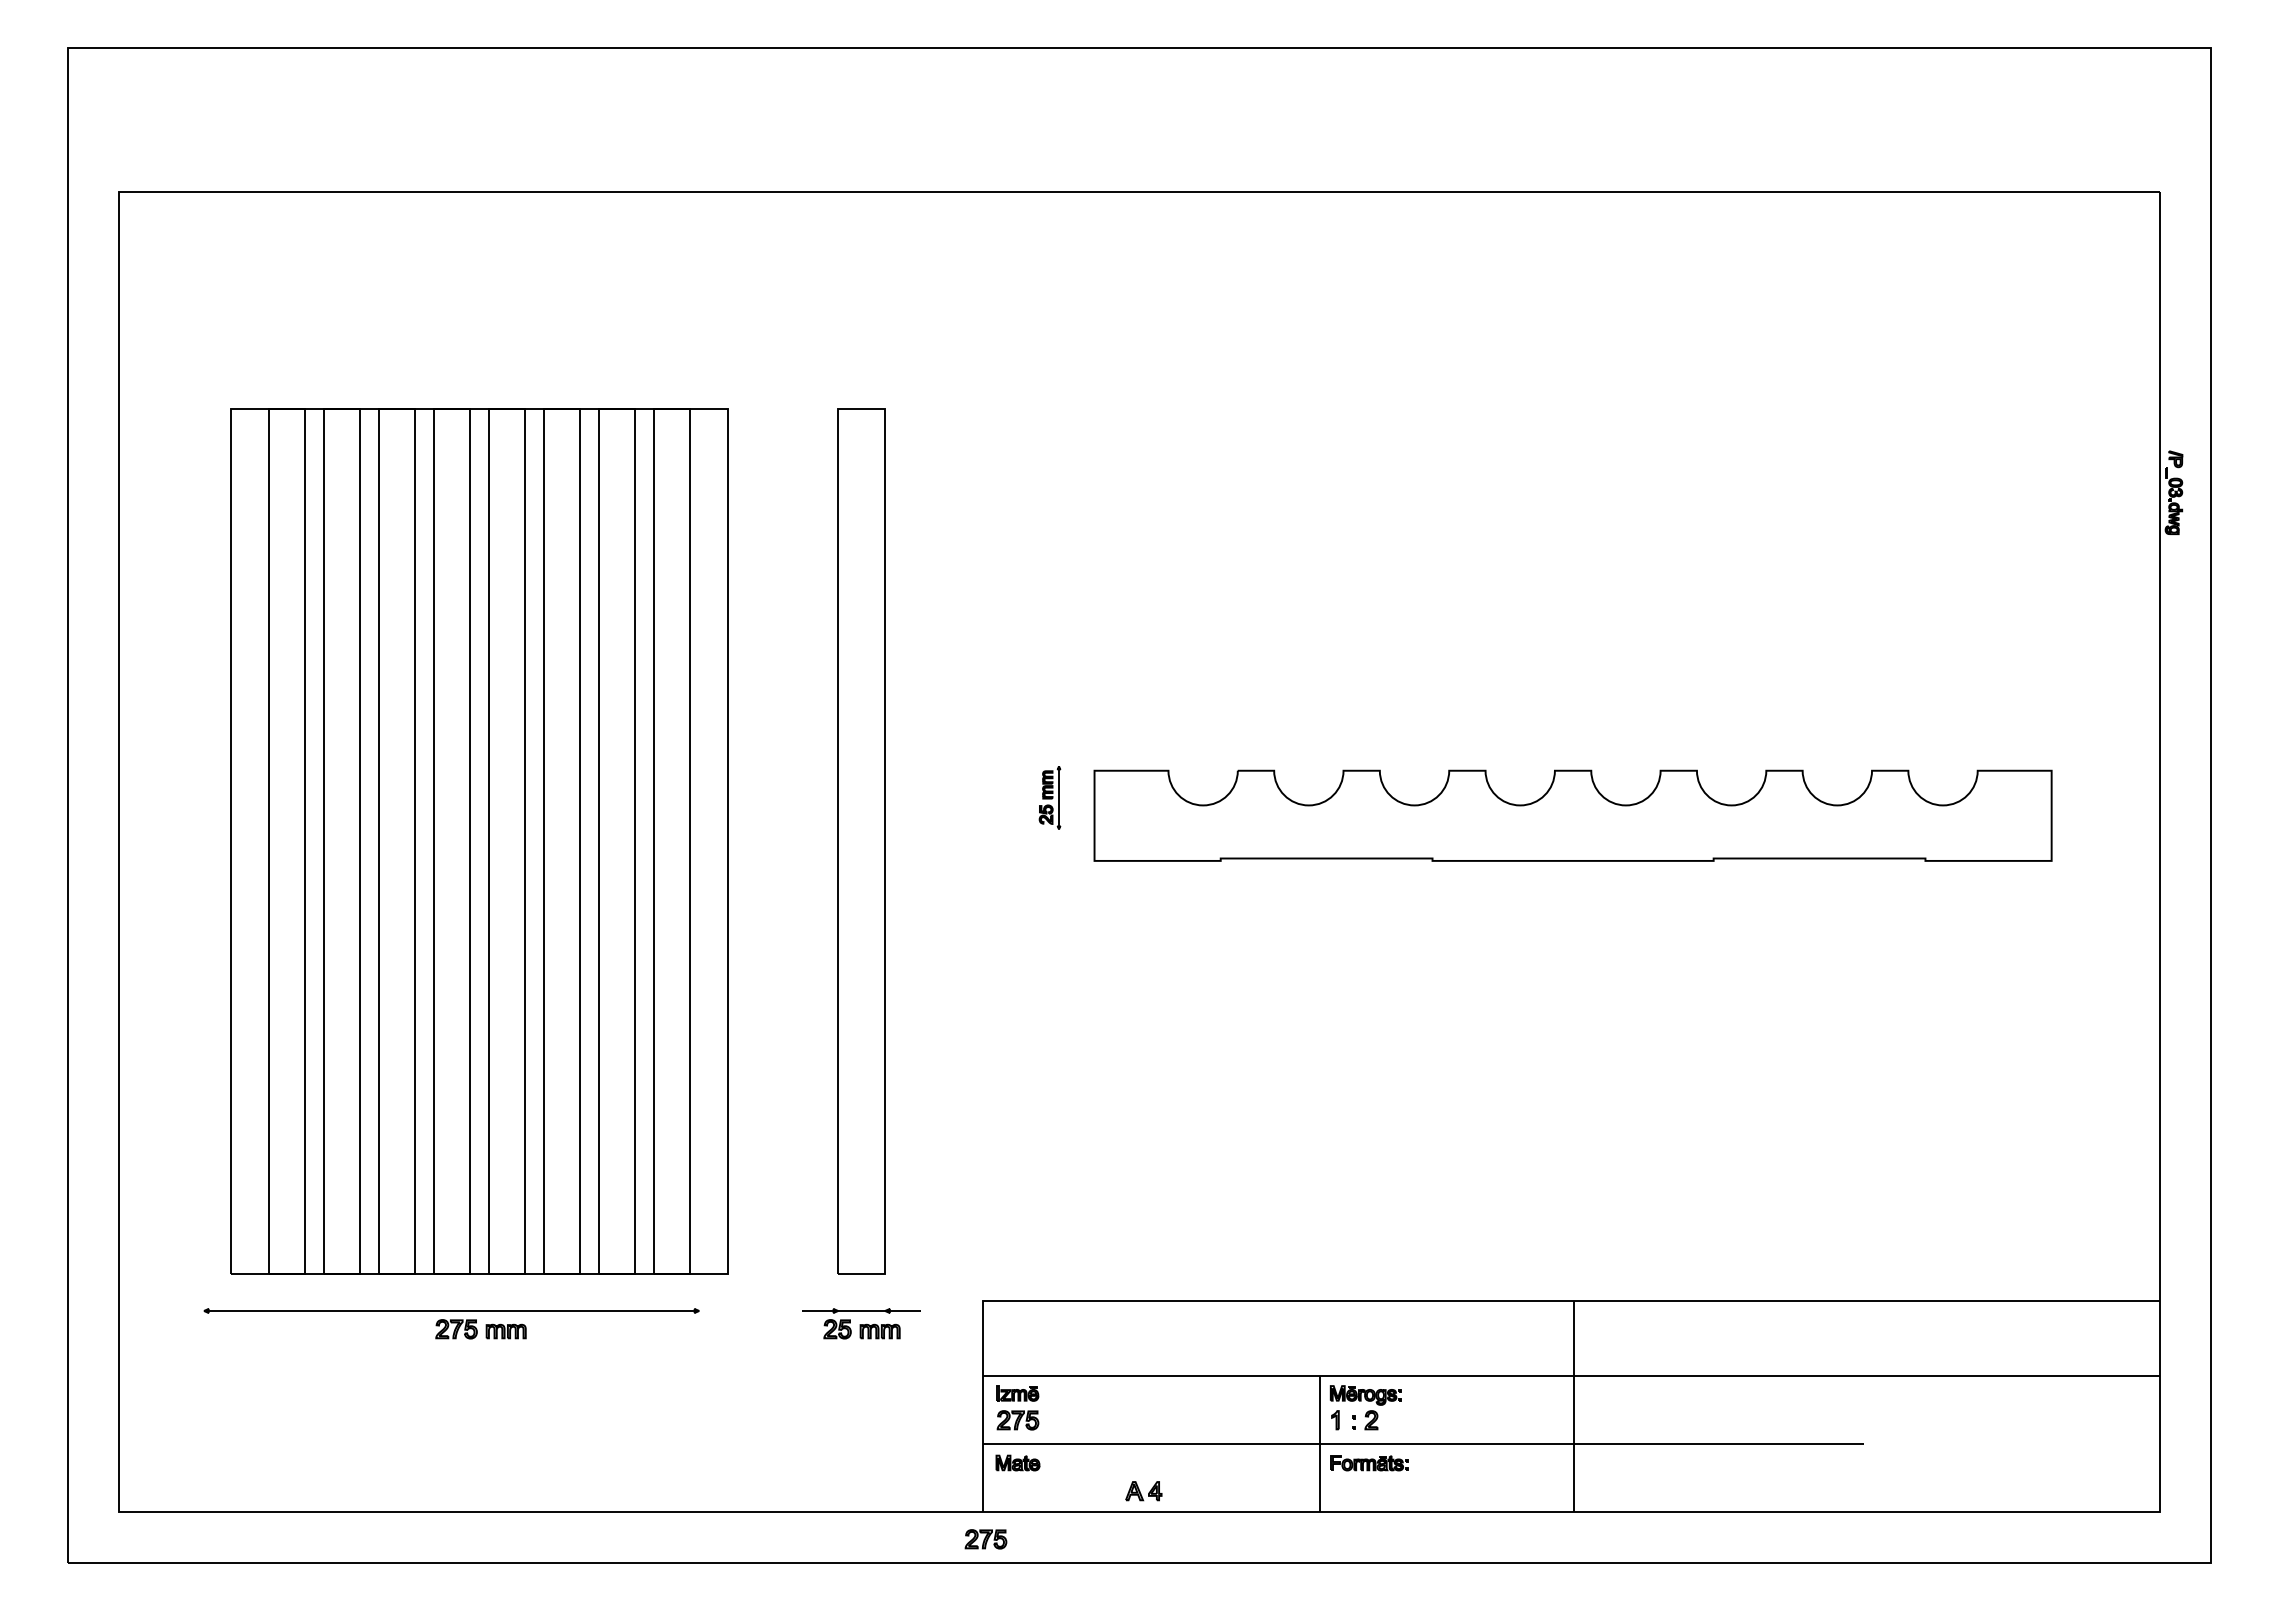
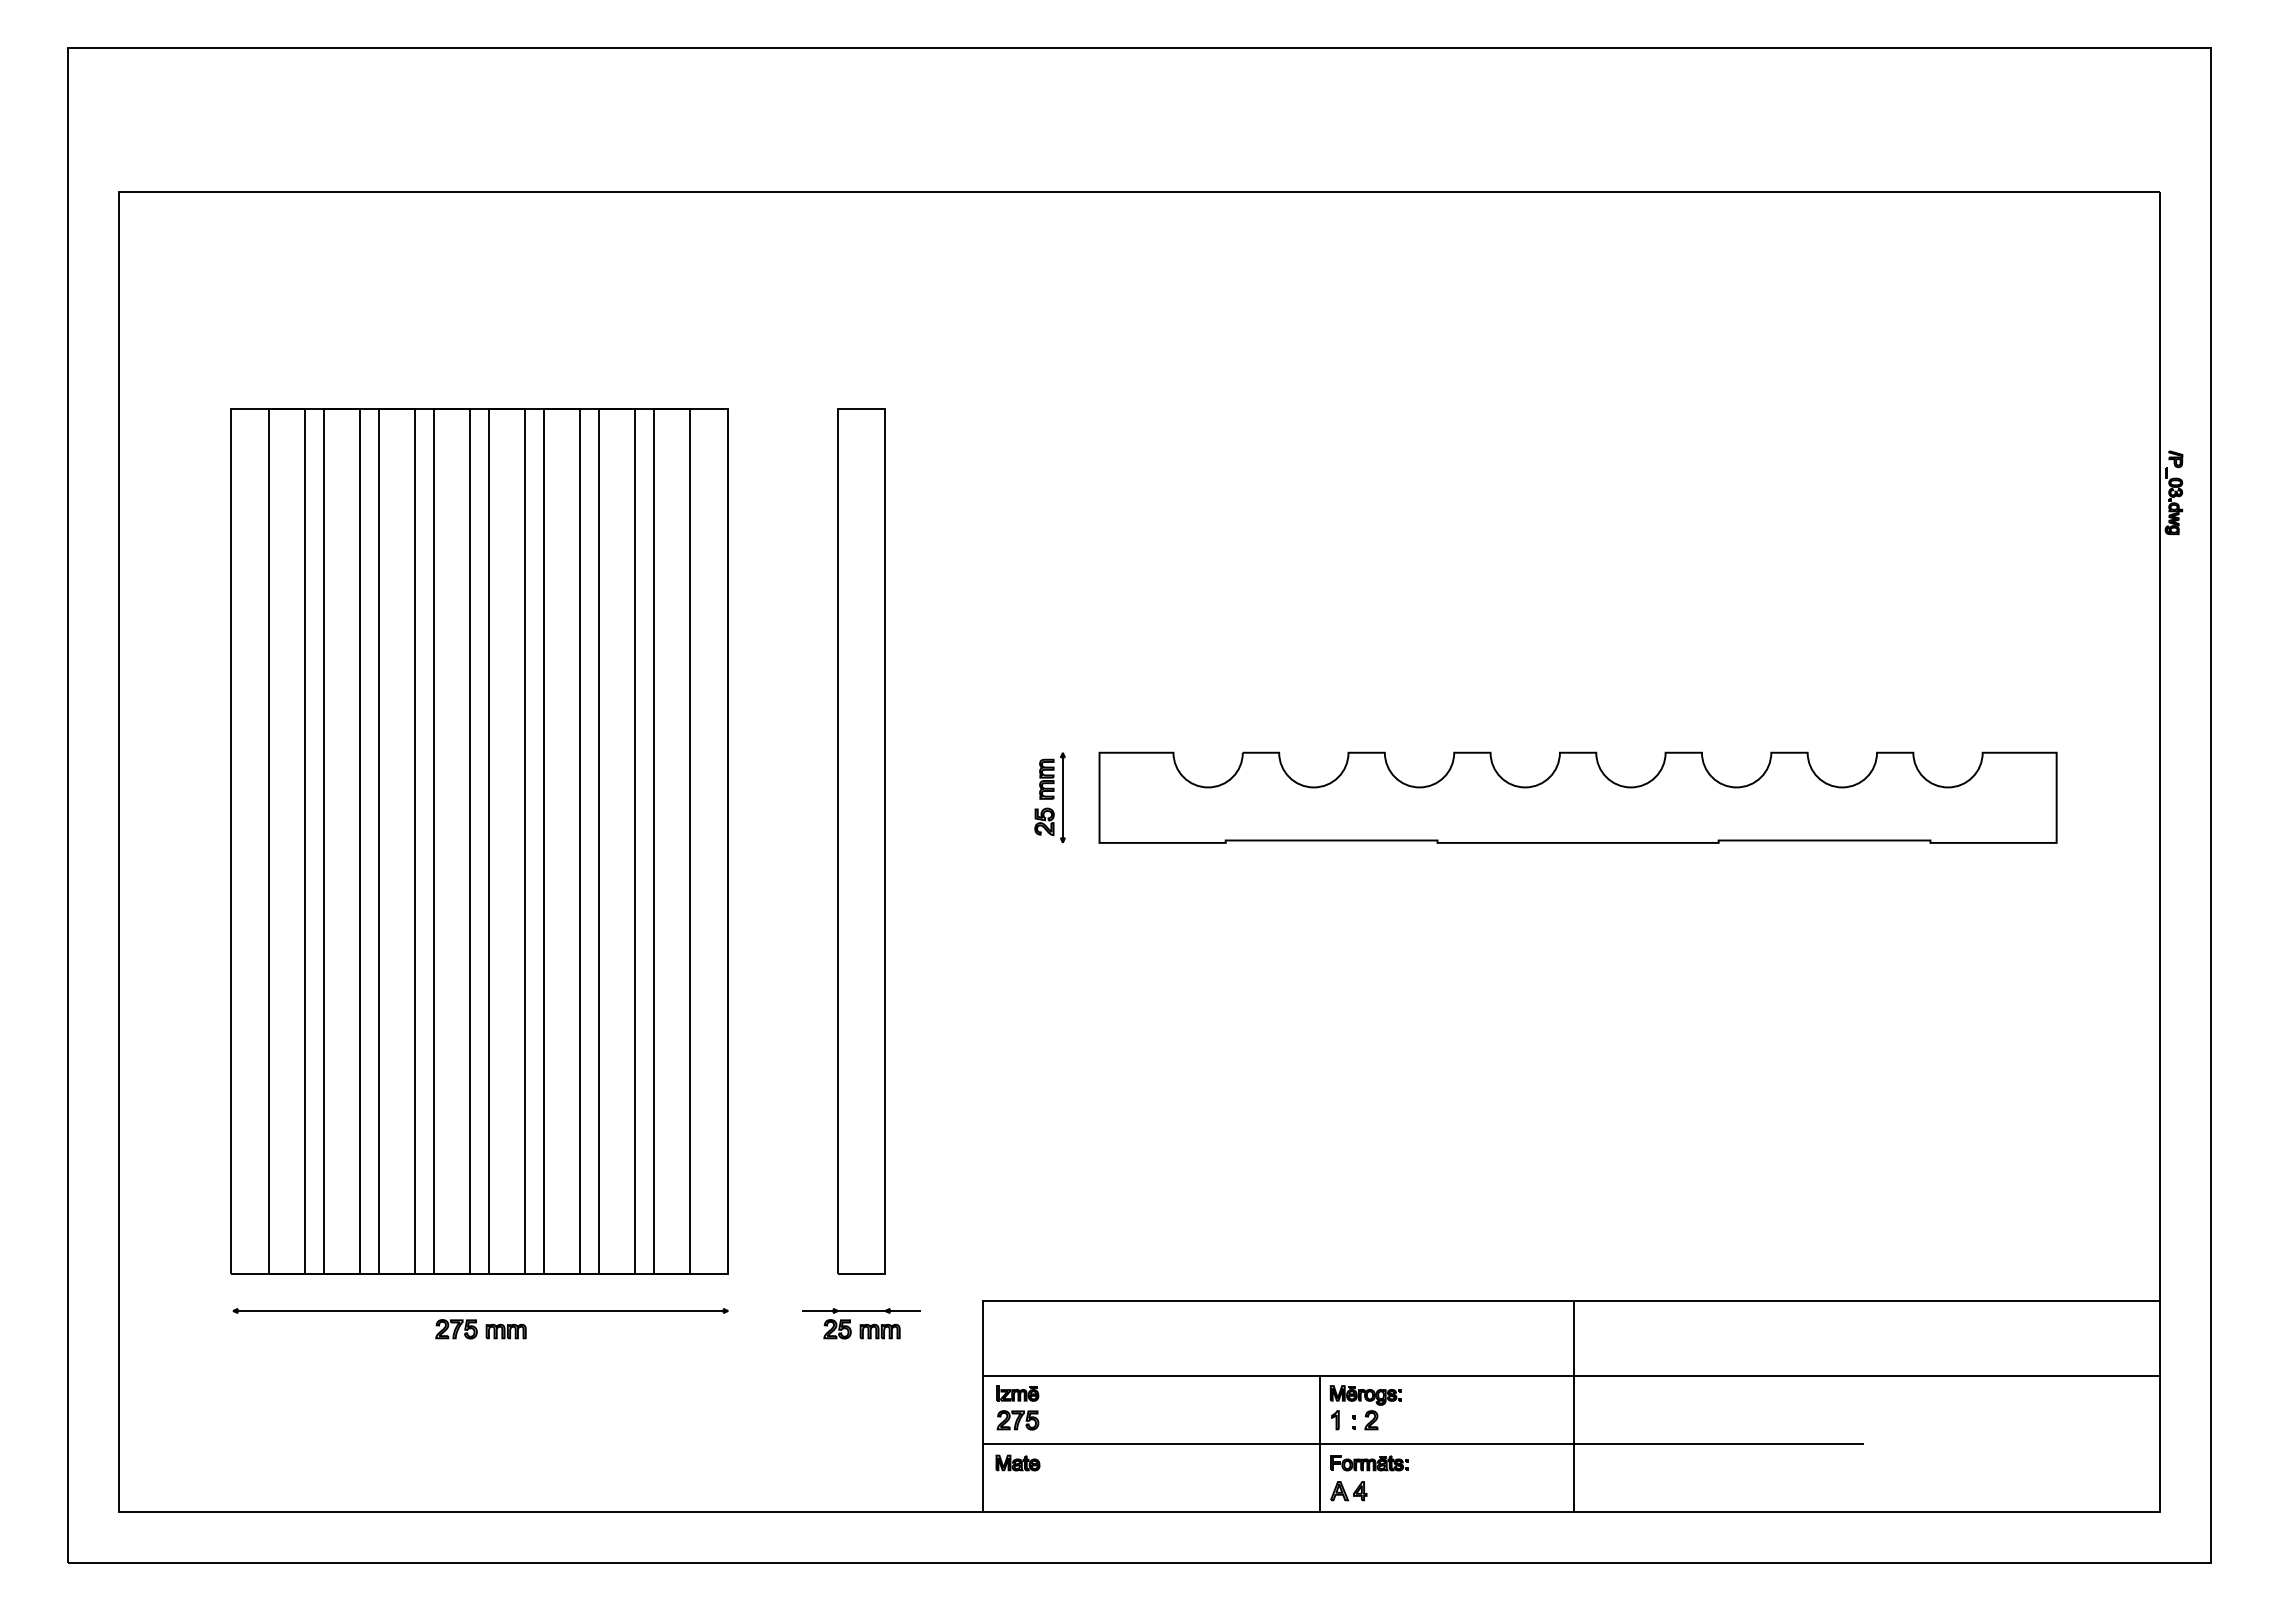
part size: 24x64 px -> 32x92 px (1049, 797)
part position: (1572, 815) -> (1577, 797) (1577, 797)
part position: (451, 1310) -> (480, 1310) (480, 1310)
part position: (1143, 1491) -> (1348, 1491) (1348, 1491)
part: present -> none (985, 1539)
